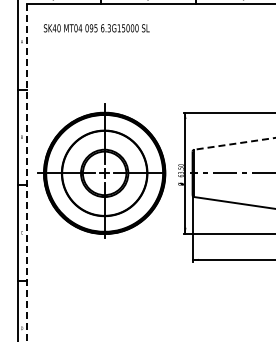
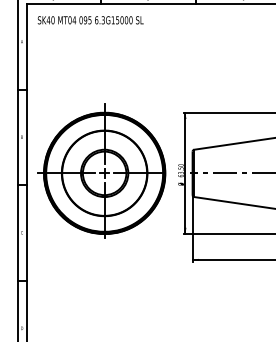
text position: (96, 28) -> (90, 20) (90, 20)
line: dashed -> solid (234, 143)
line: dashed -> solid (27, 172)
